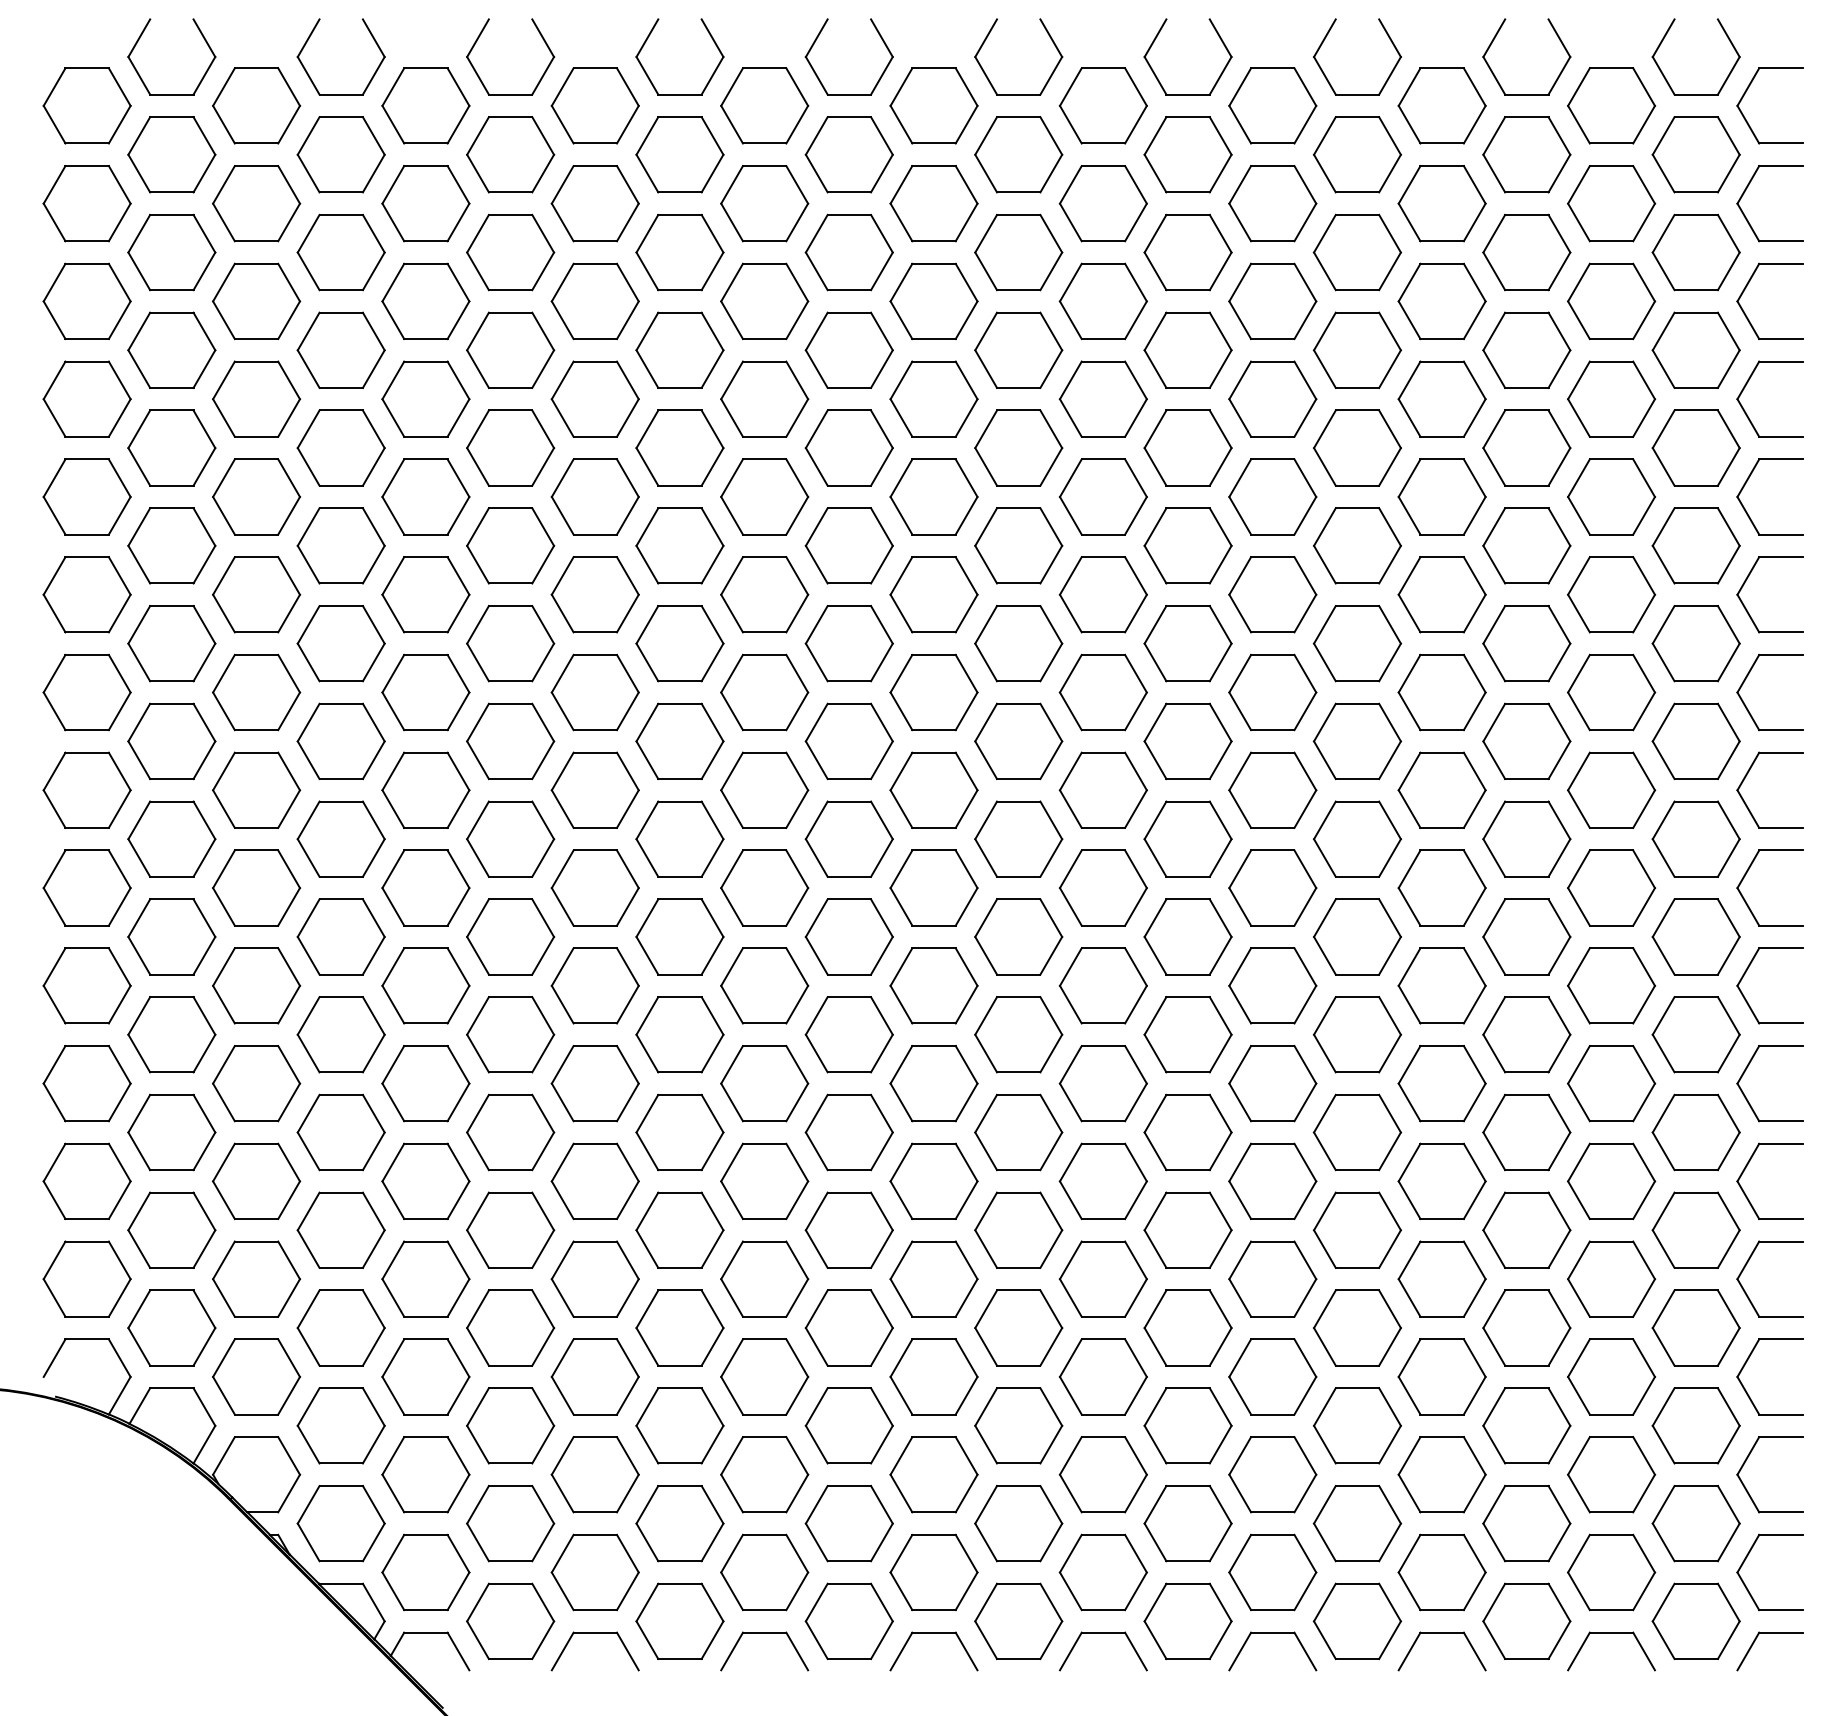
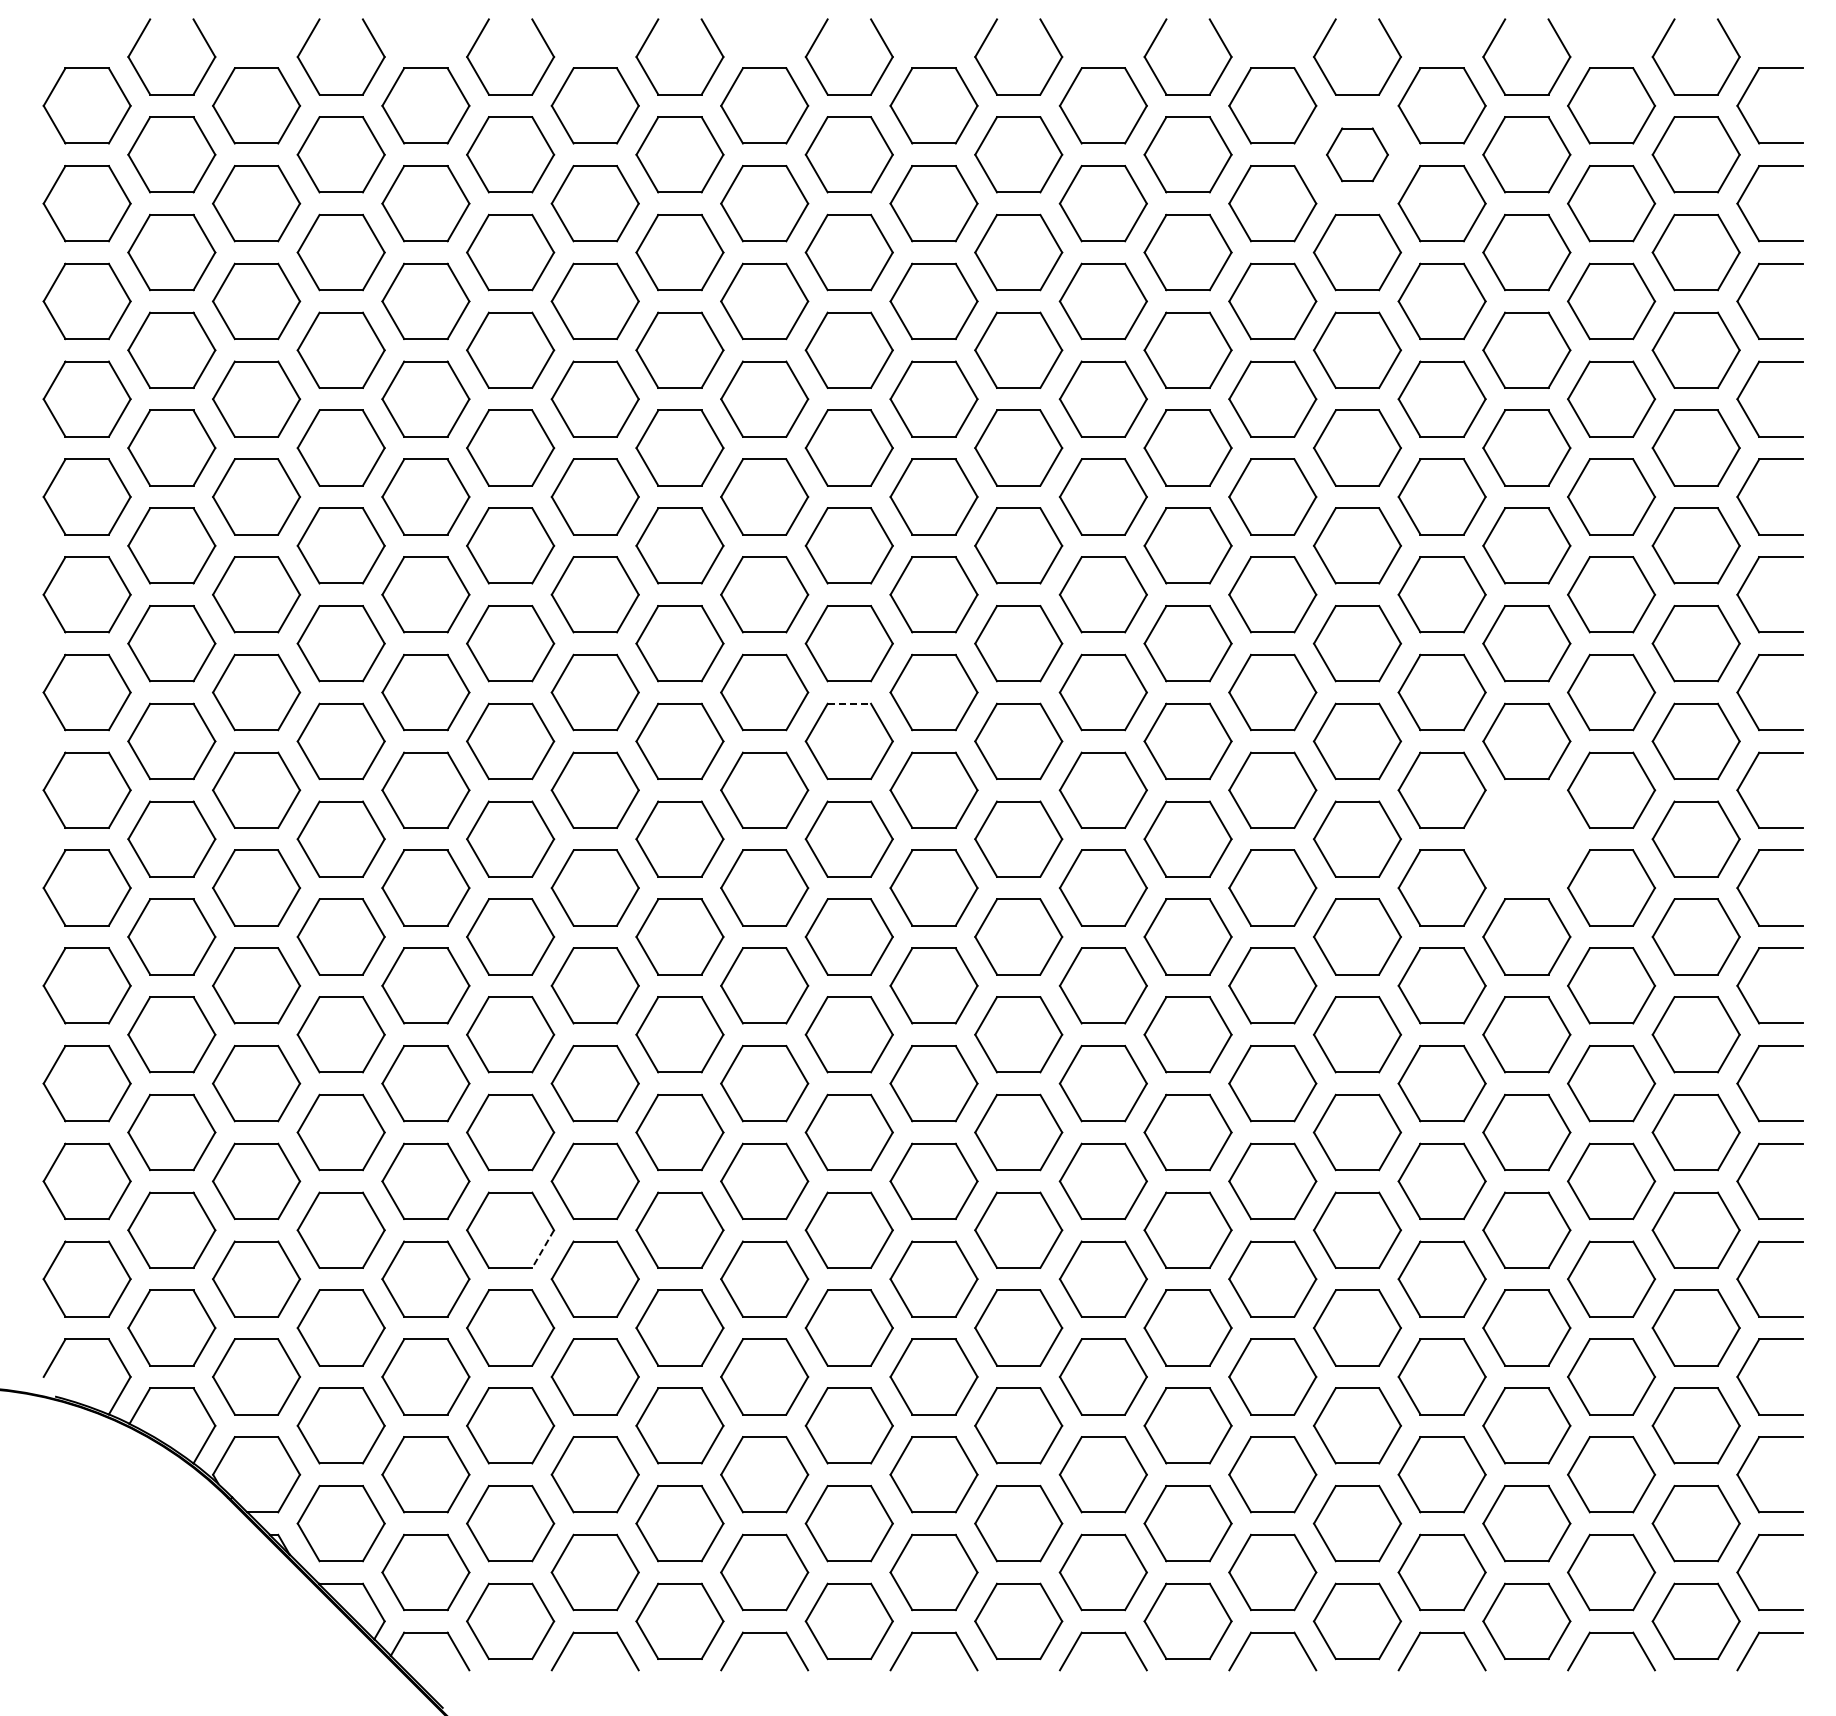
part size: 89x78 px -> 63x56 px (1357, 154)
line: solid -> dashed (849, 703)
part: present -> none (1526, 838)
line: solid -> dashed (543, 1249)
